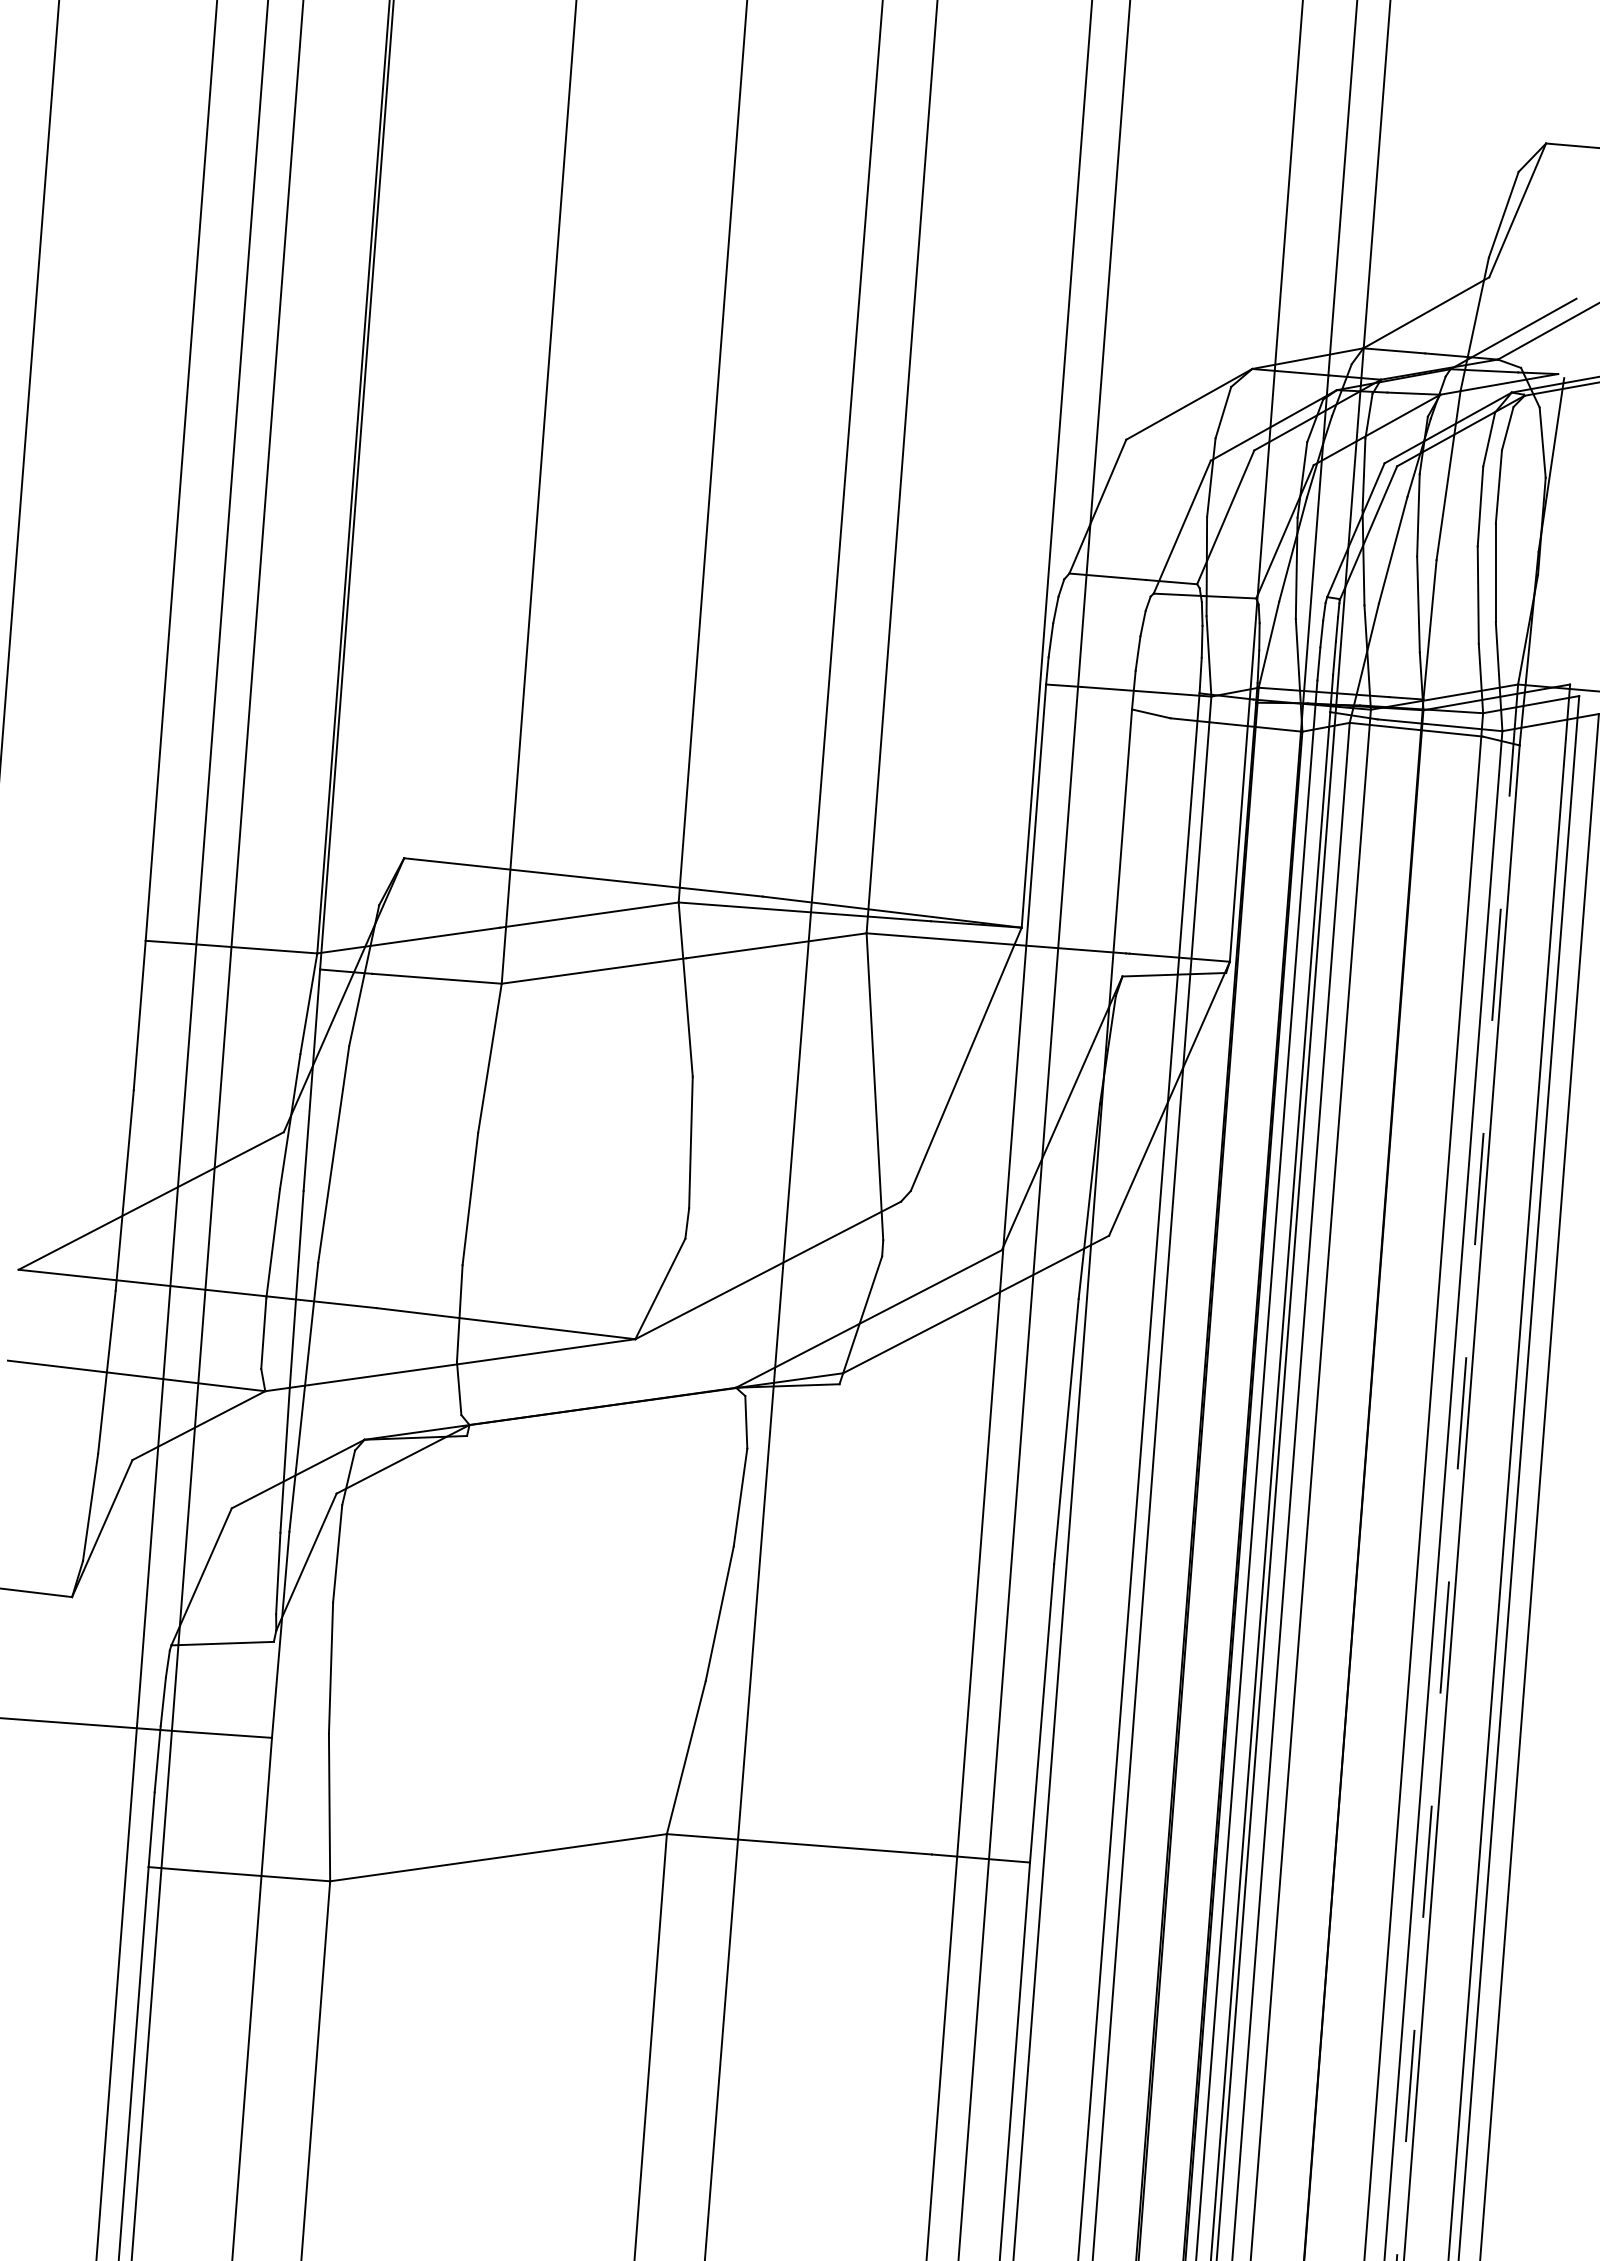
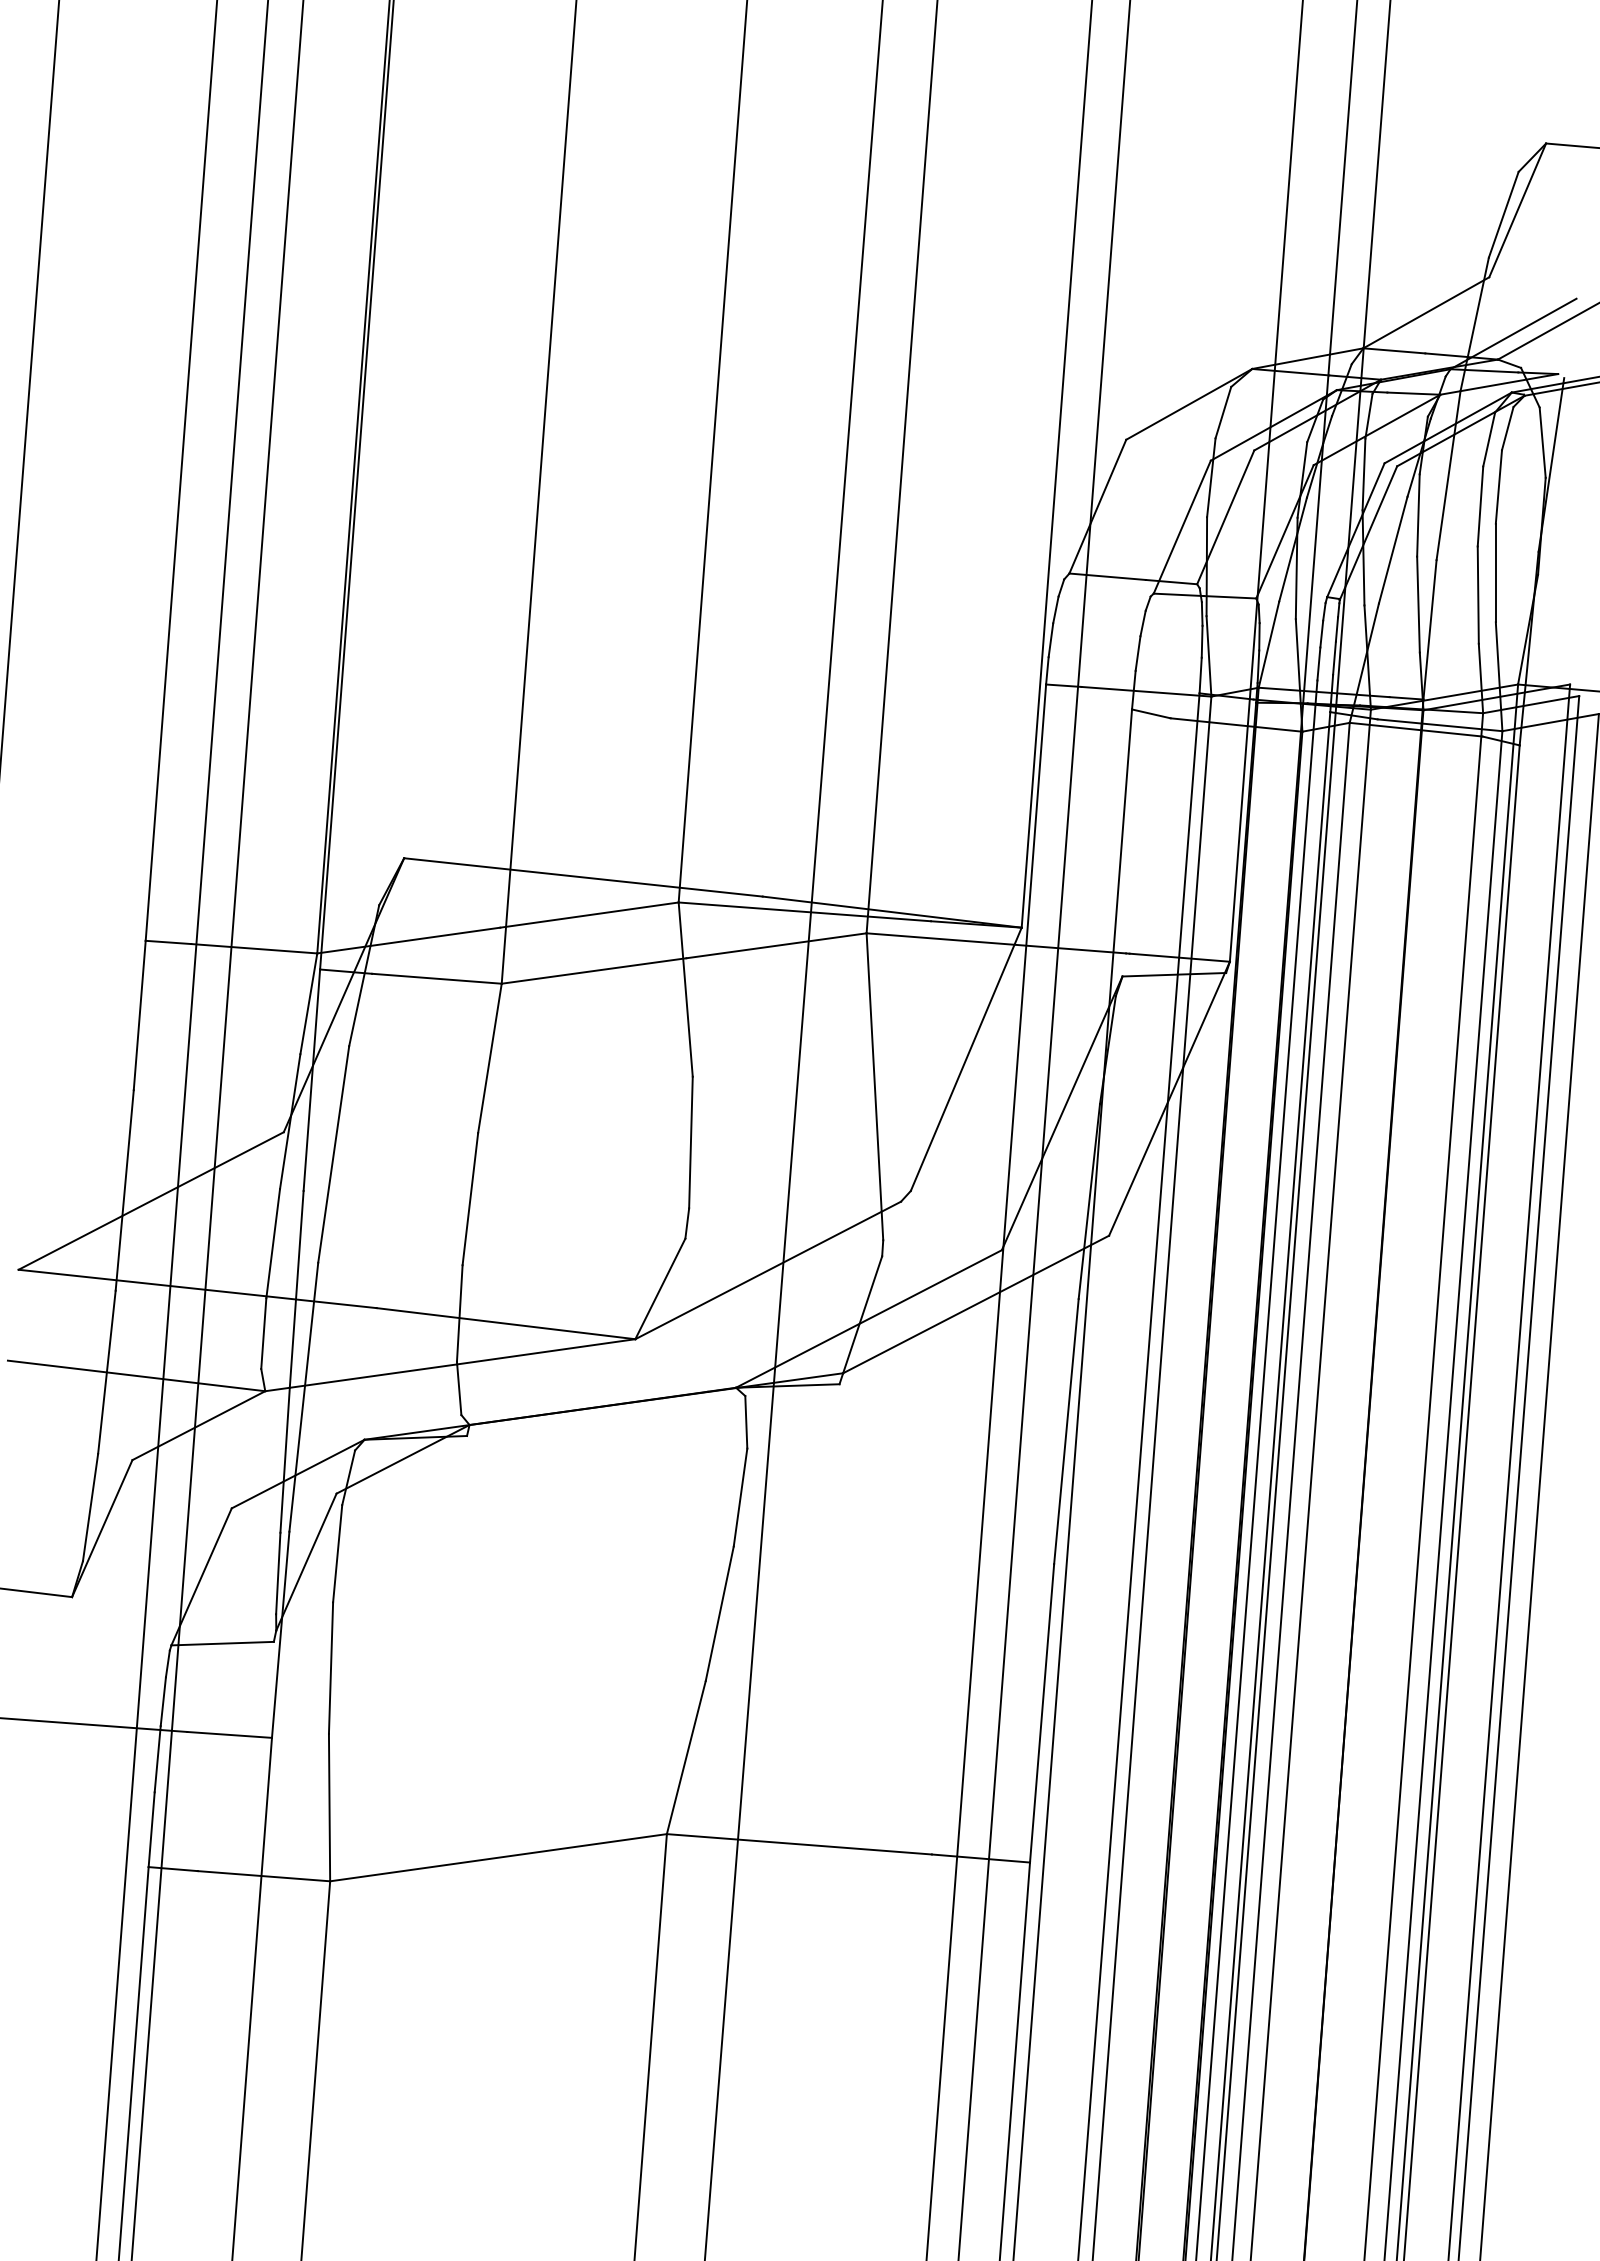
line: dashed -> solid (1457, 1472)
